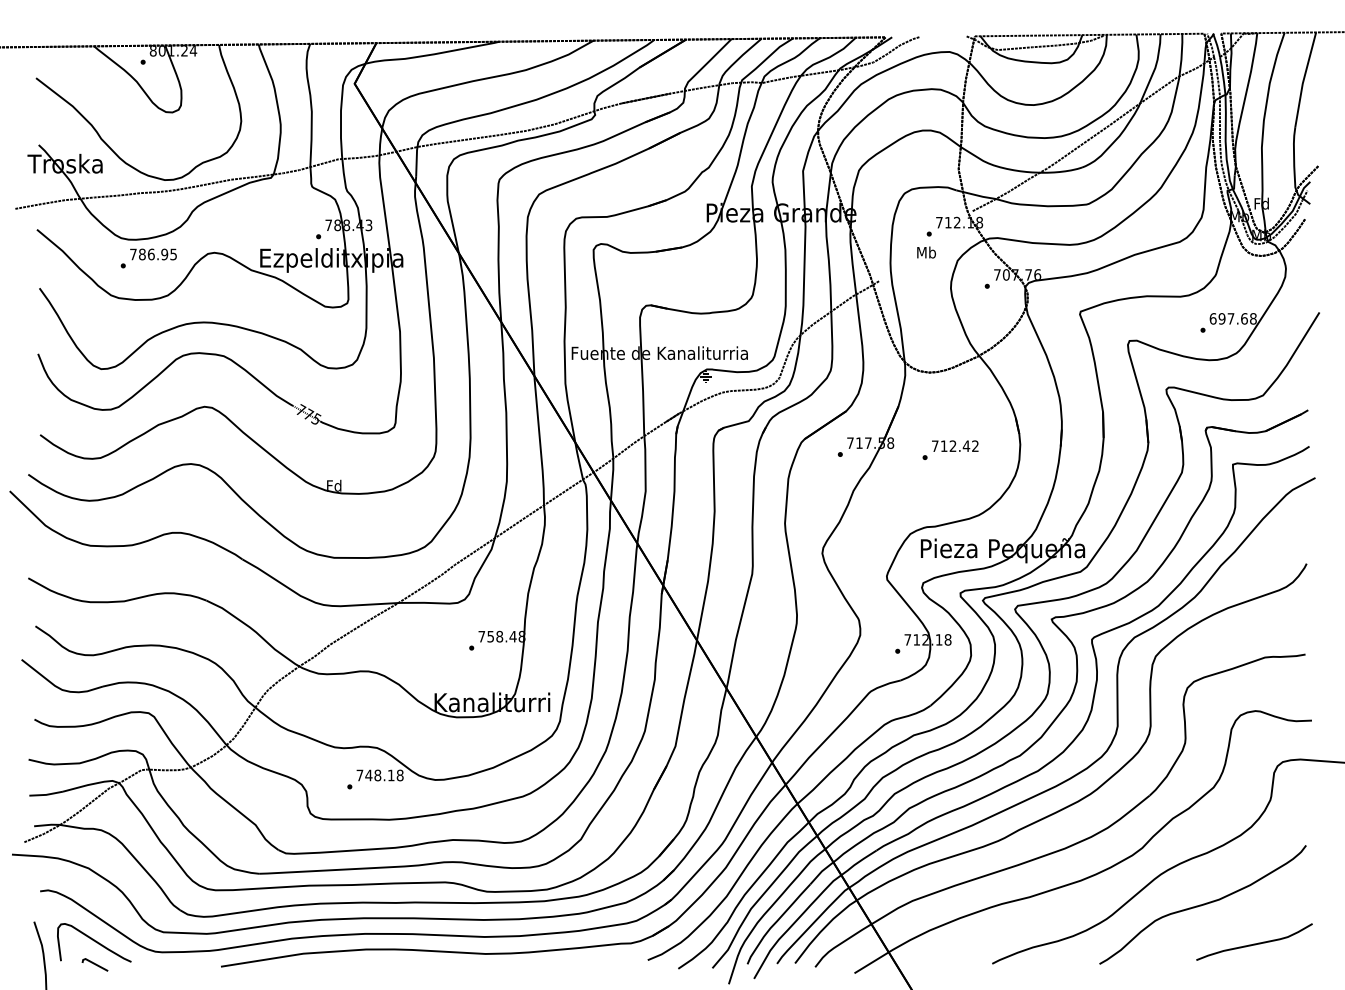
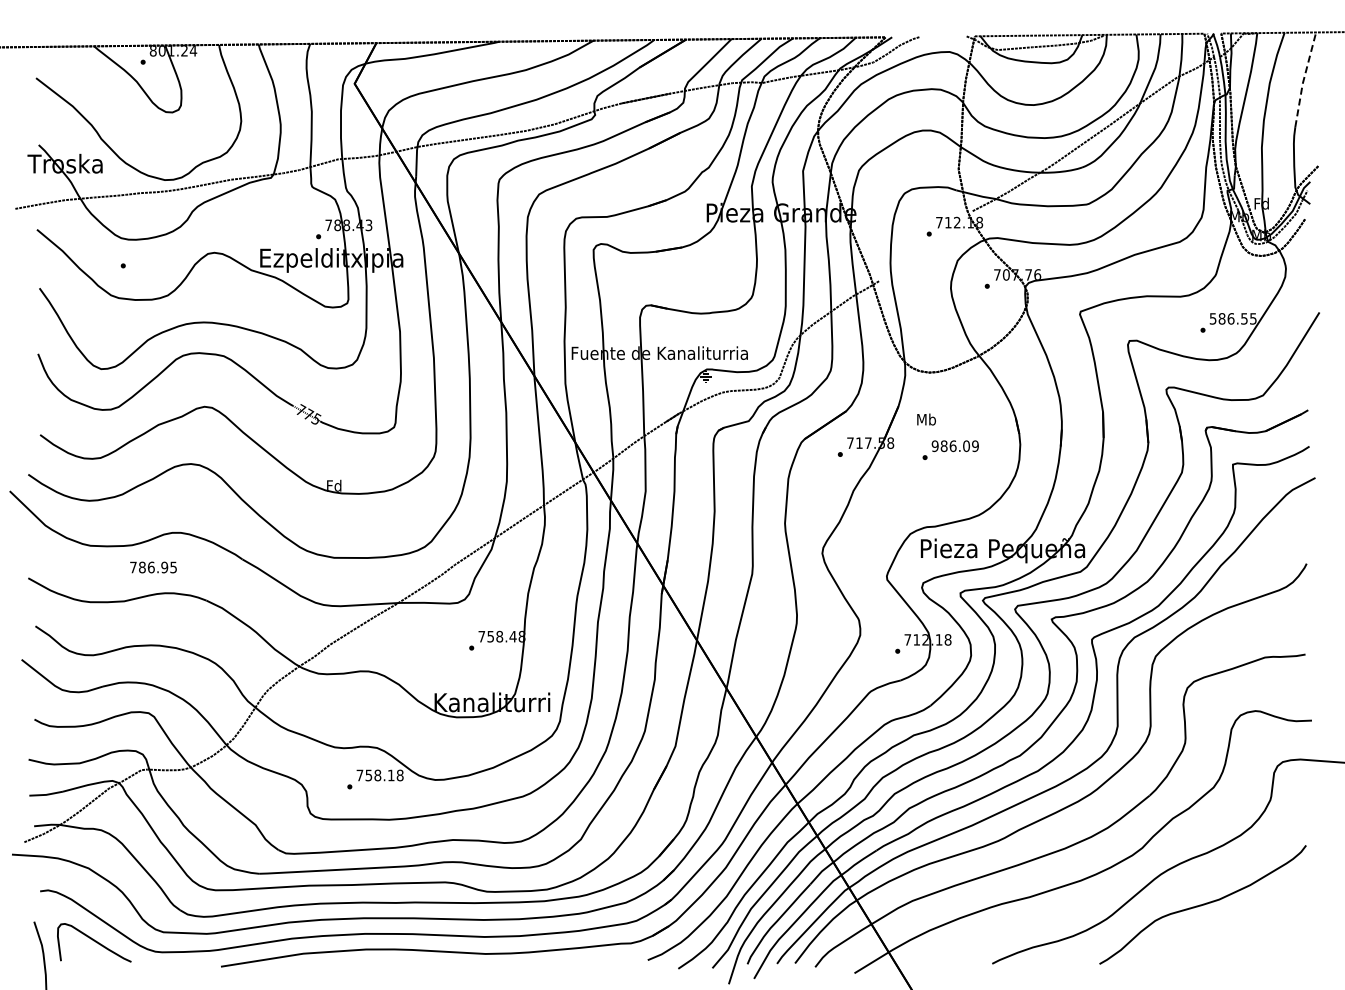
line: solid -> dashed (1303, 79)
text position: (926, 252) -> (926, 419) (926, 419)
text position: (153, 254) -> (153, 567) (153, 567)
text: 697.68 -> 586.55 (1232, 318)
text: 712.42 -> 986.09 (954, 446)
text: 748.18 -> 758.18 (368, 775)
curve: present -> none (1254, 943)
line: present -> none (94, 964)
